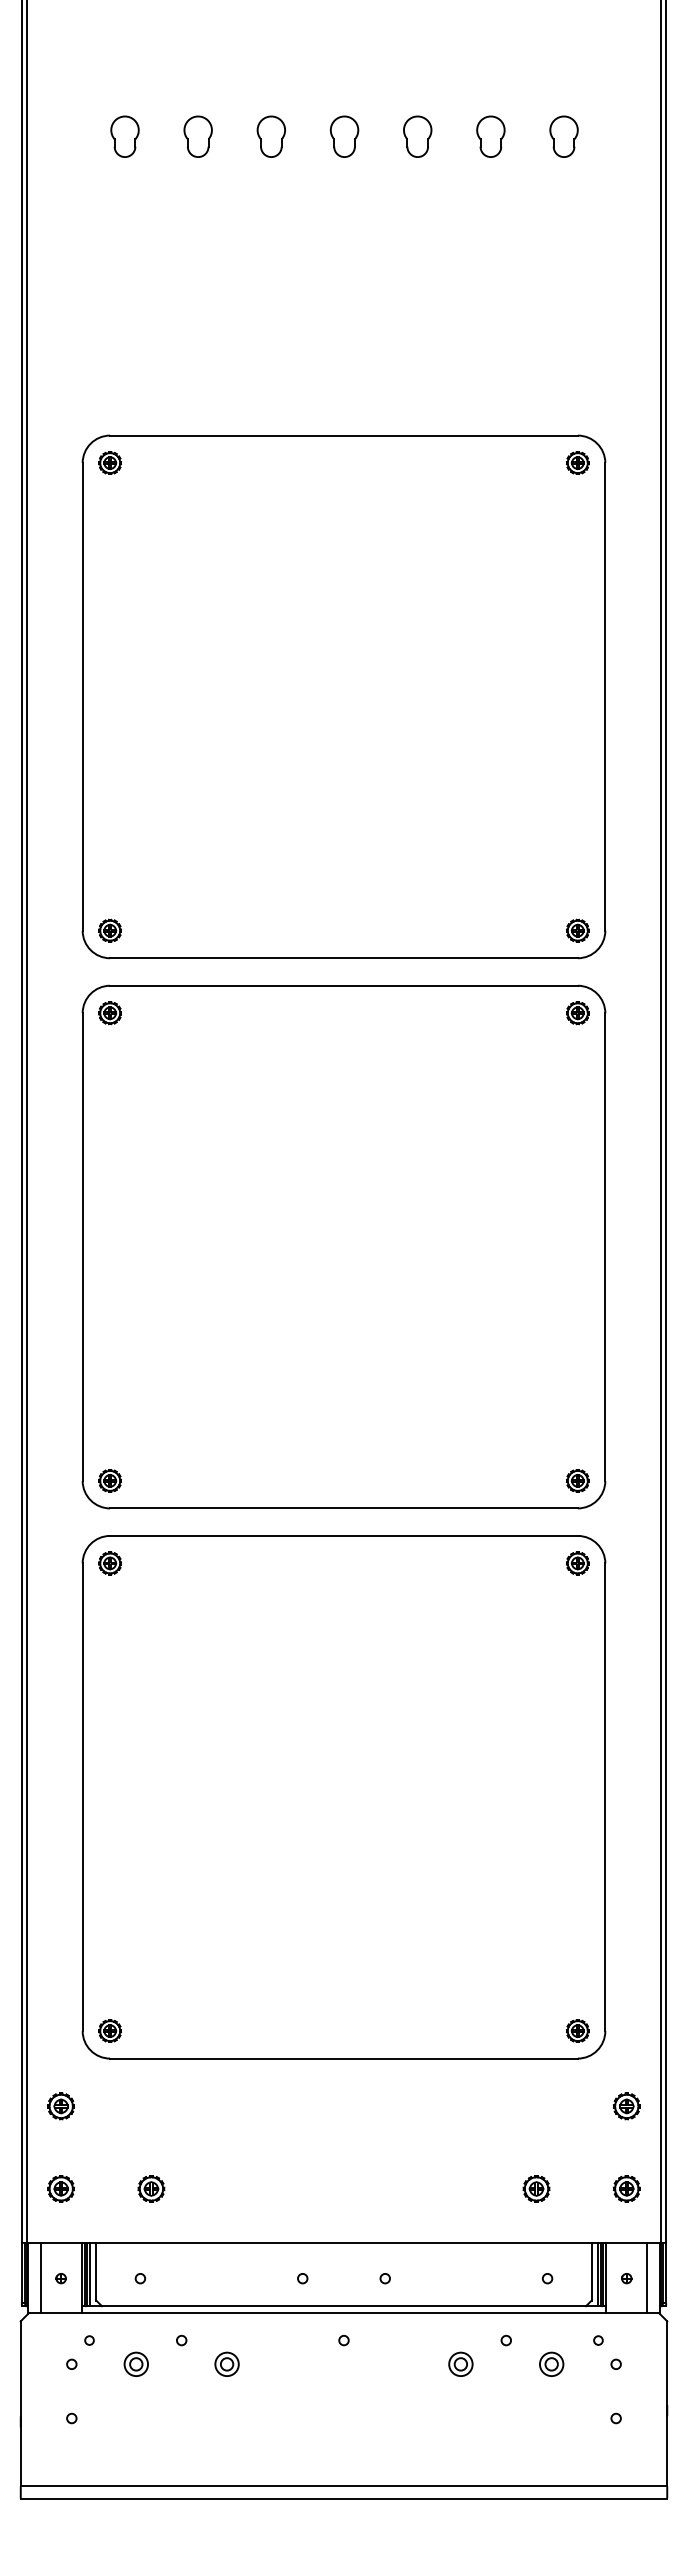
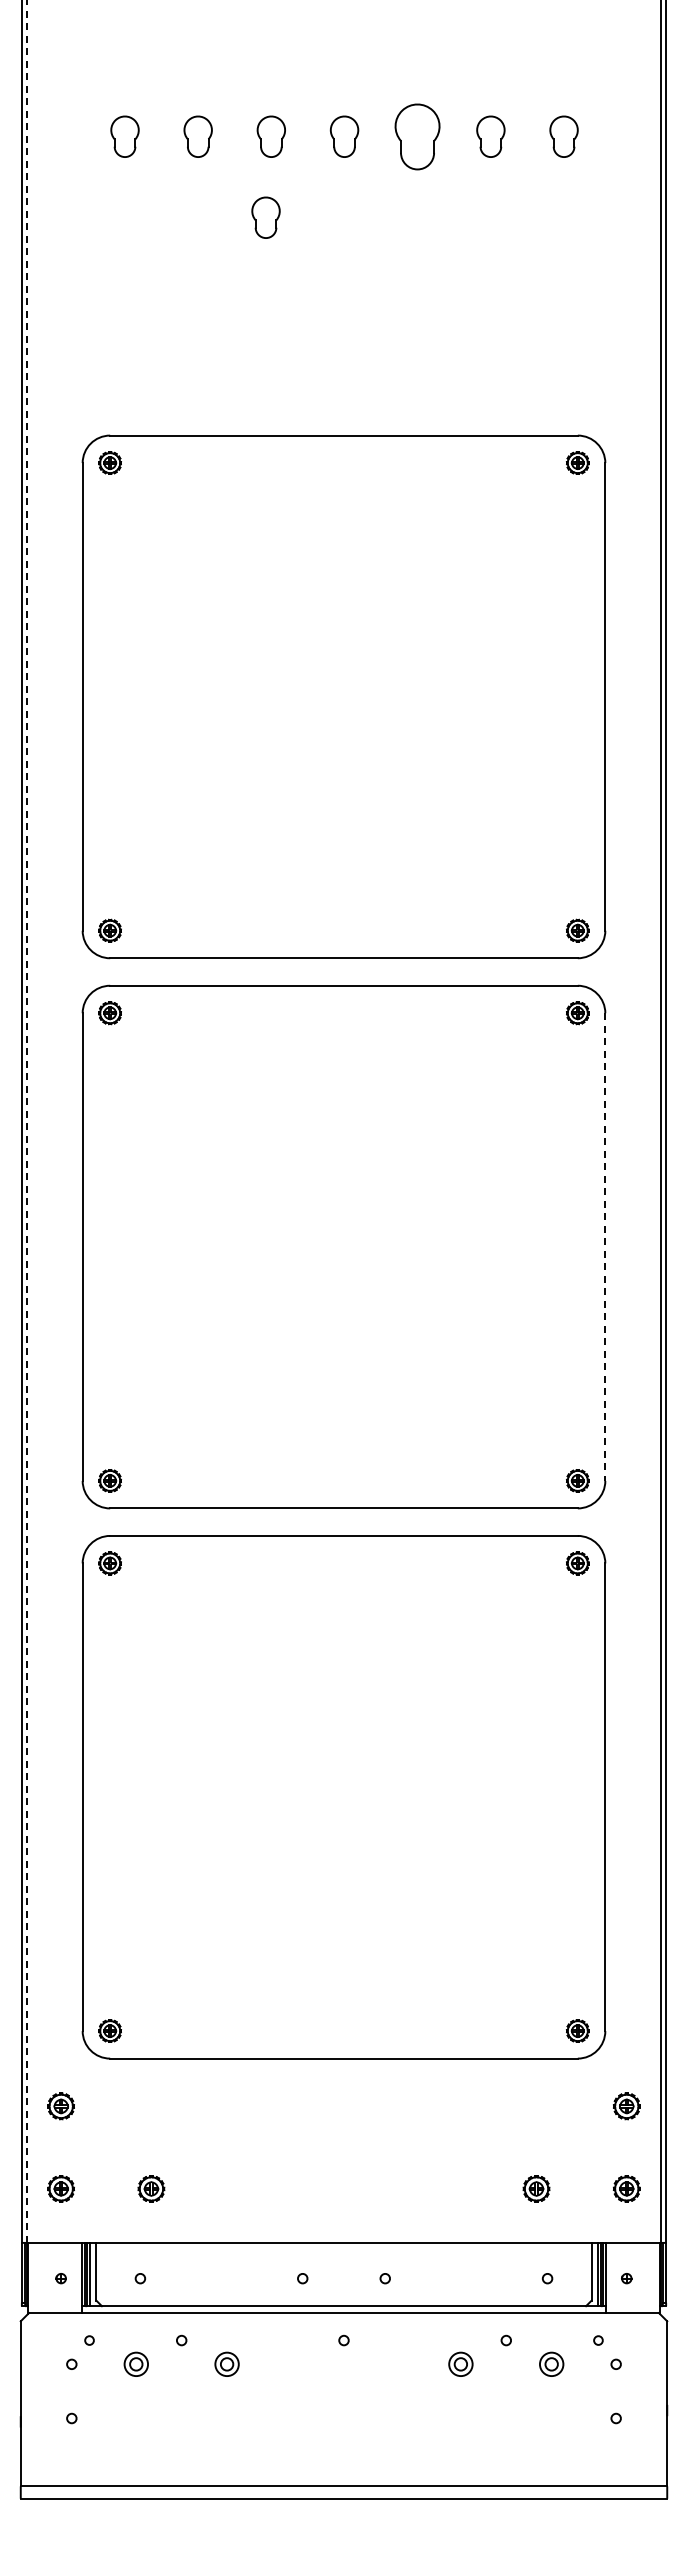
part size: 30x43 px -> 47x68 px (417, 136)
part: none -> present (265, 217)
line: solid -> dashed (26, 1121)
line: solid -> dashed (605, 1247)
line: present -> none (40, 2277)
line: present -> none (647, 2277)
